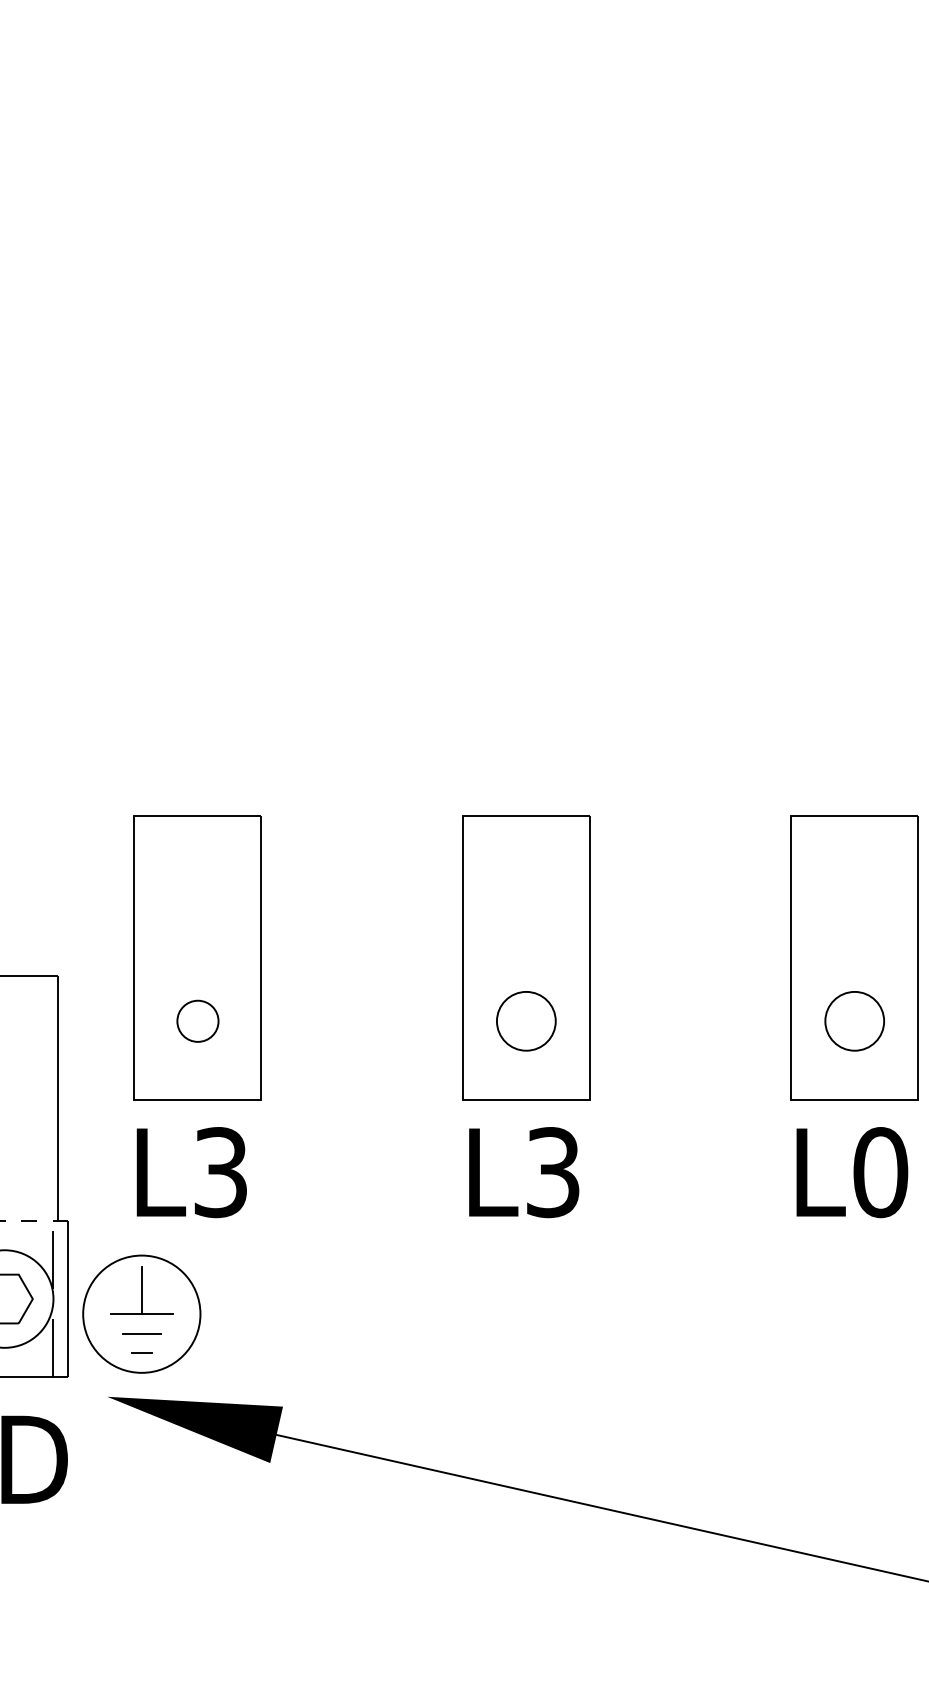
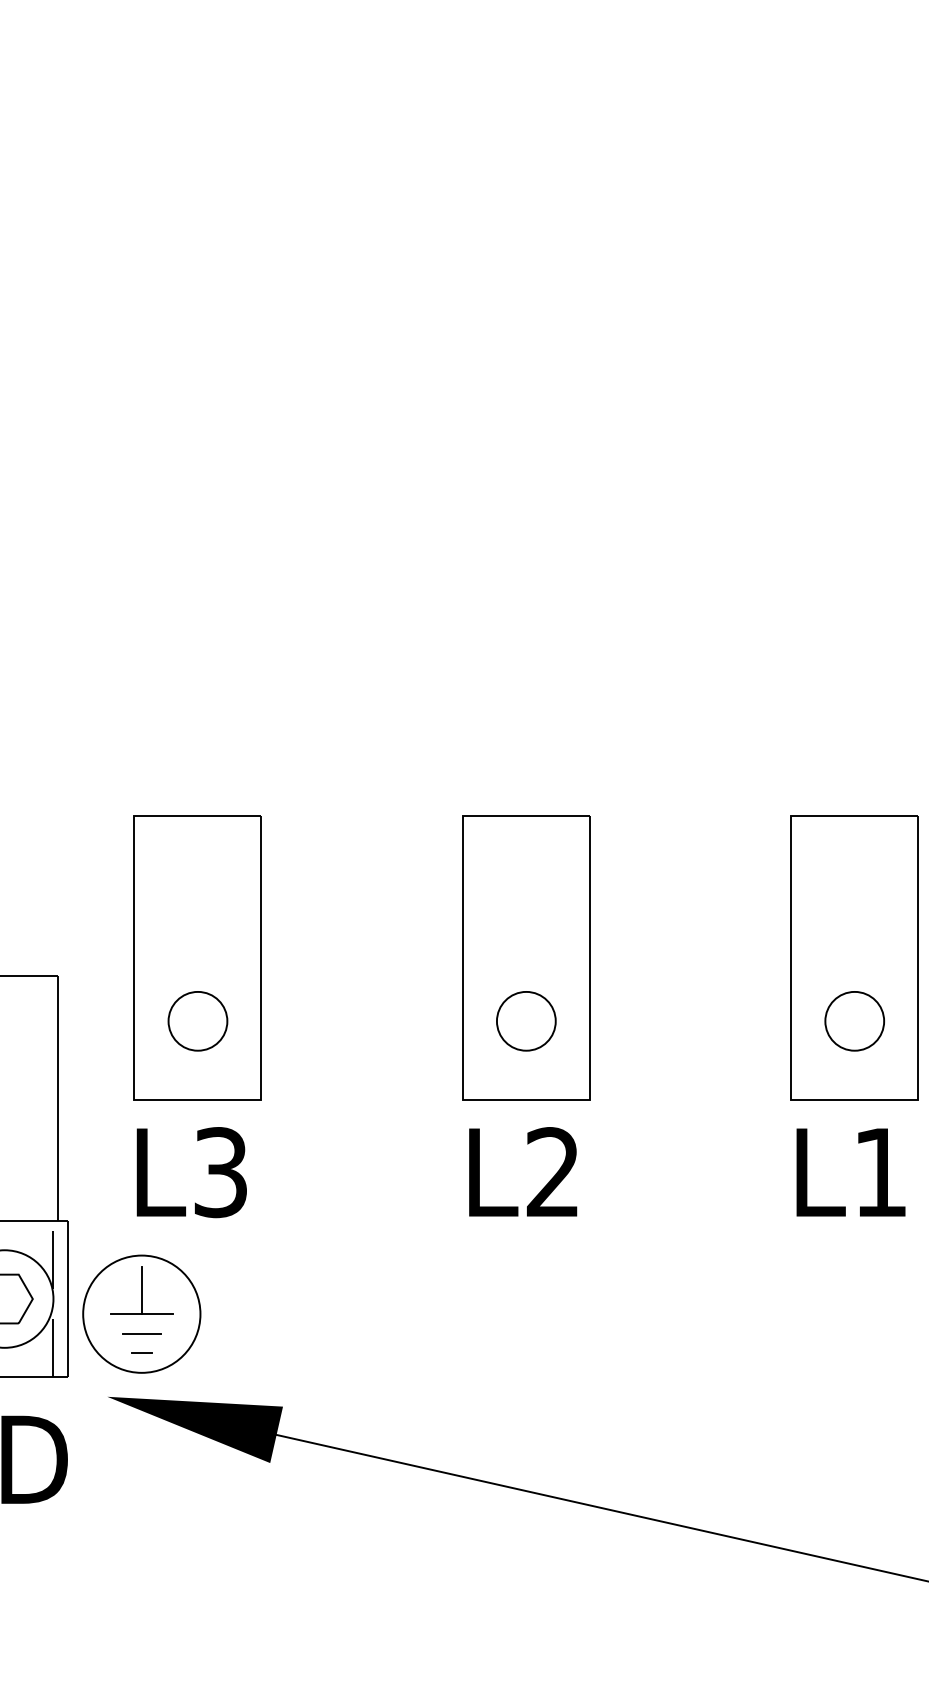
circle diameter: 41 px -> 59 px (197, 1020)
text: L3 -> L2 (552, 1172)
text: L0 -> L1 (880, 1172)
line: dashed -> solid (34, 1220)
